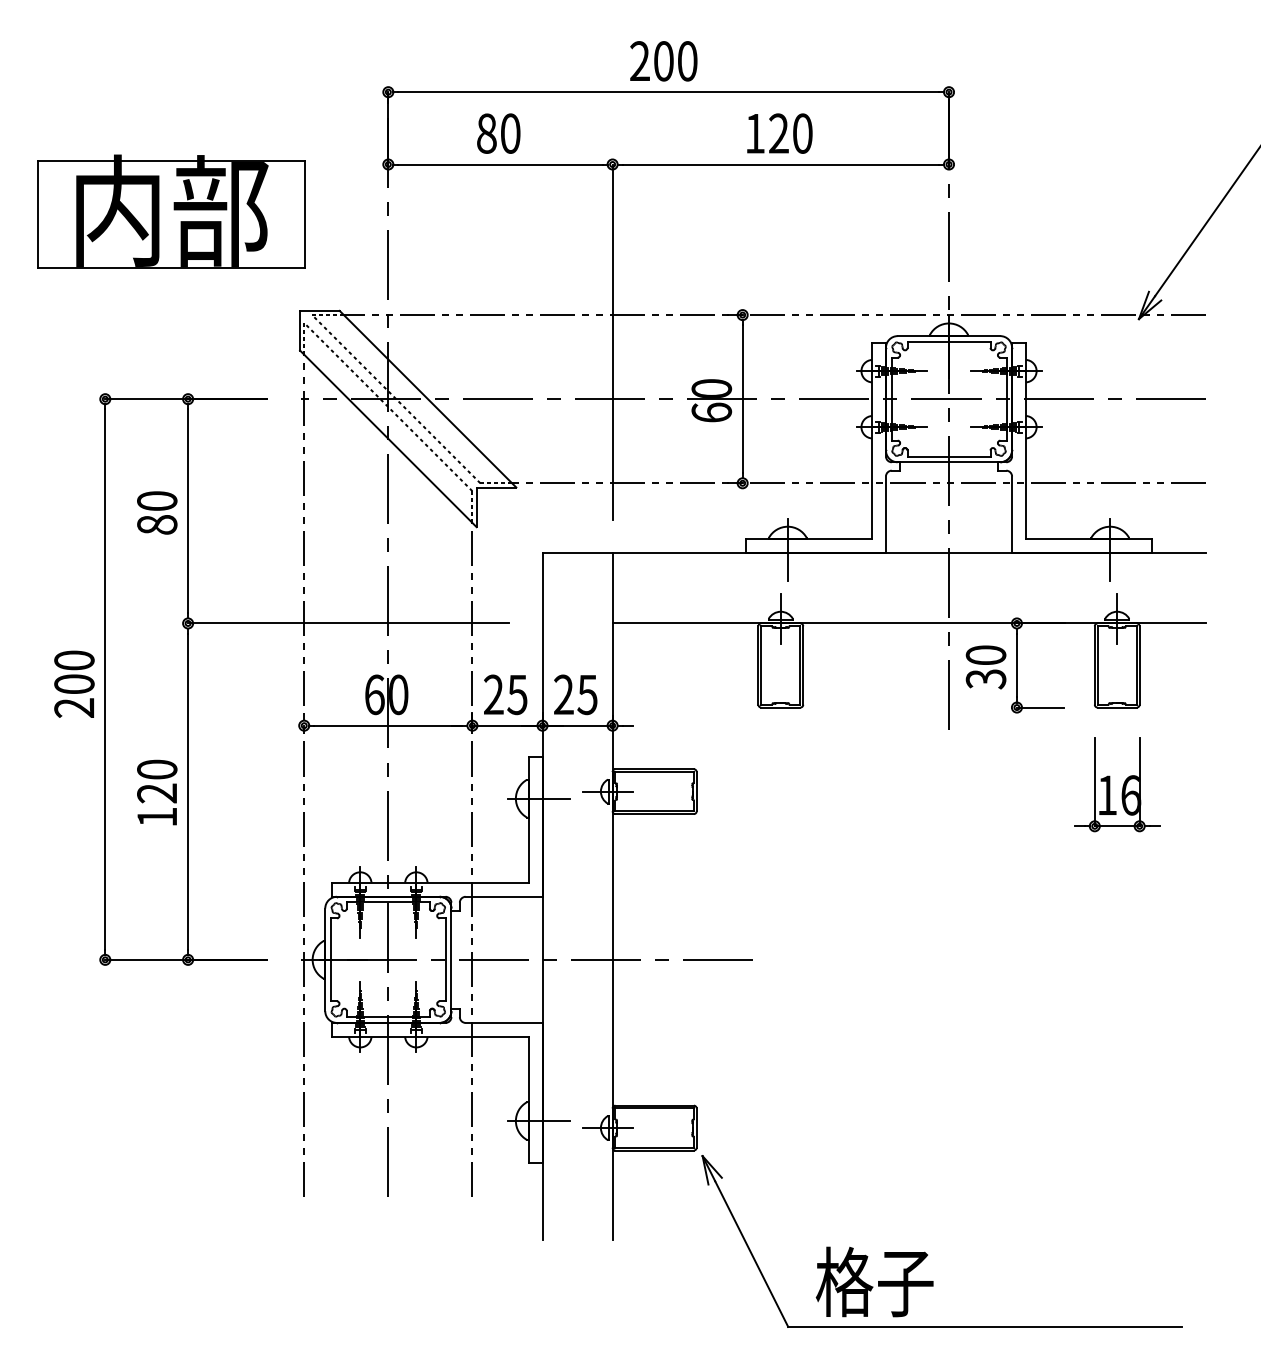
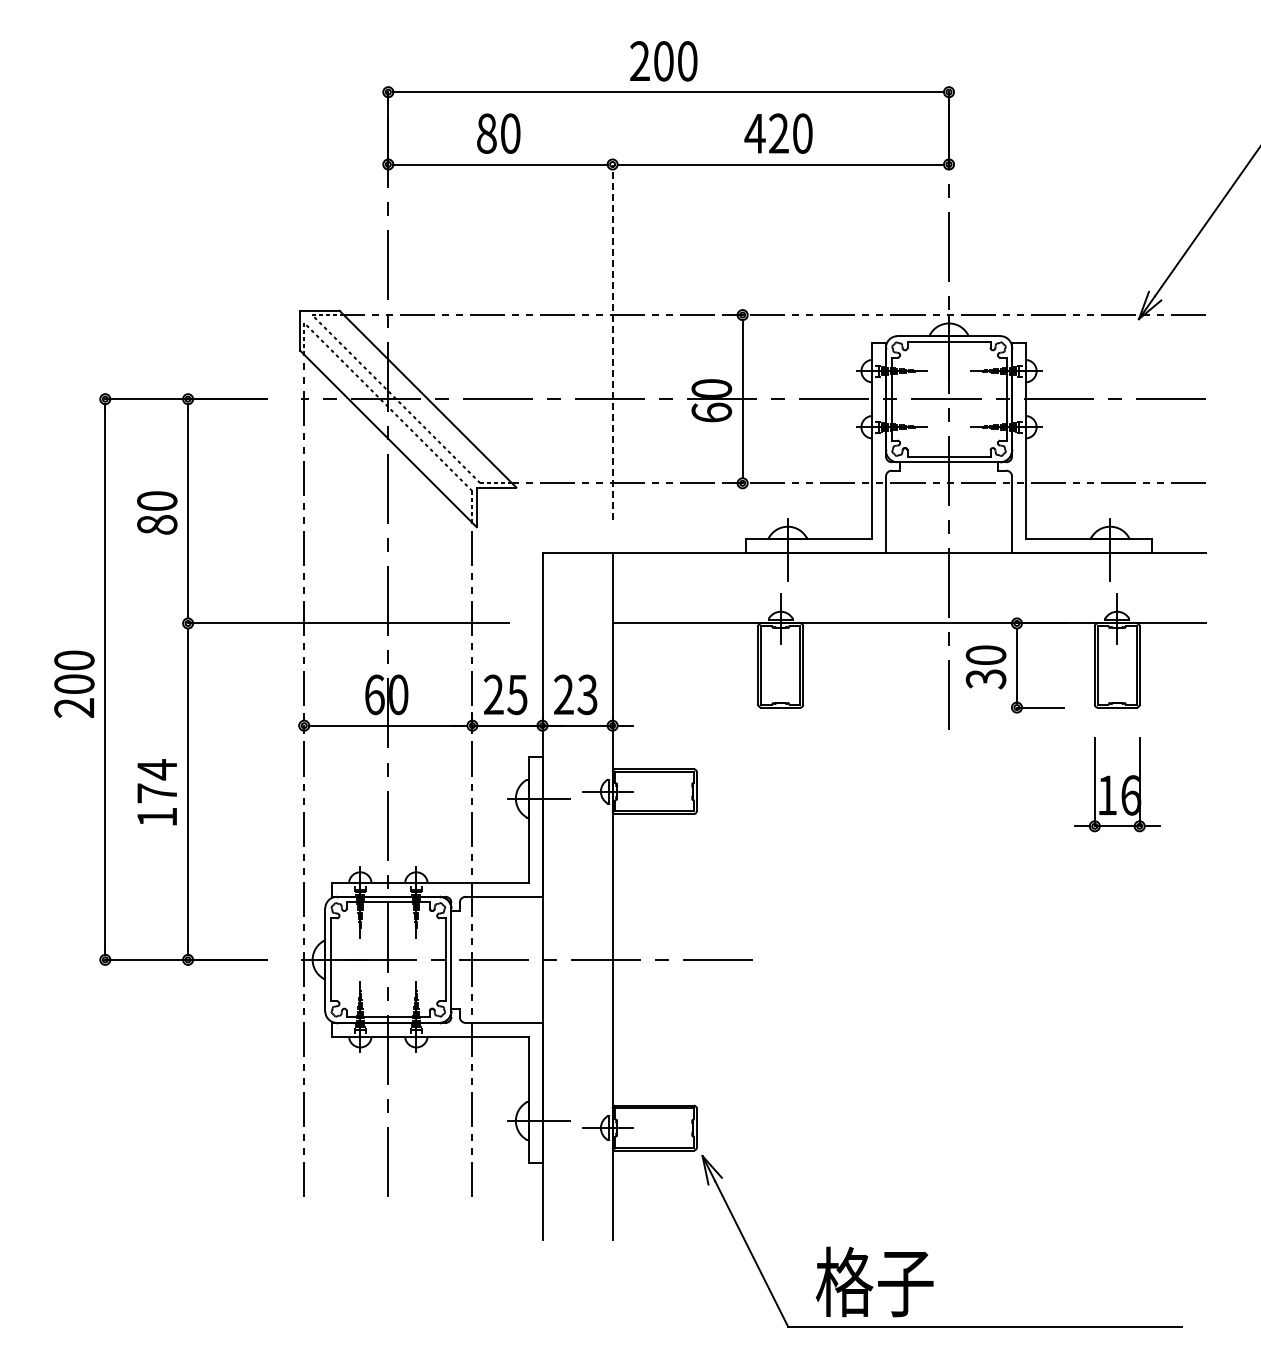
text: 120 -> 420 (754, 133)
part: present -> none (171, 211)
line: solid -> dashed (612, 342)
text: 25 -> 23 (587, 694)
text: 120 -> 174 (157, 781)
